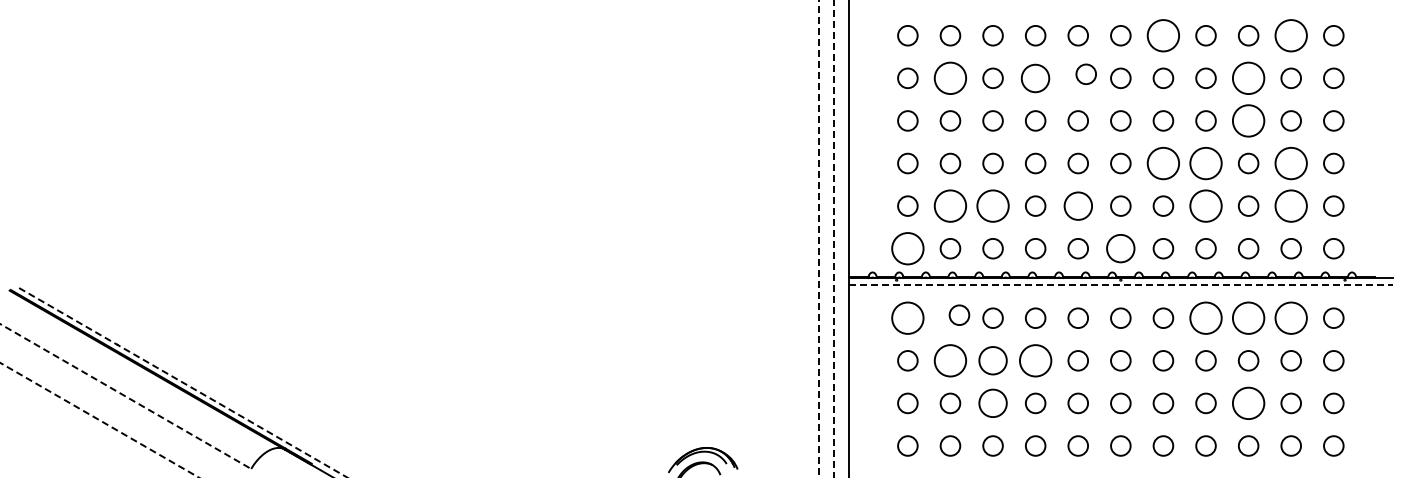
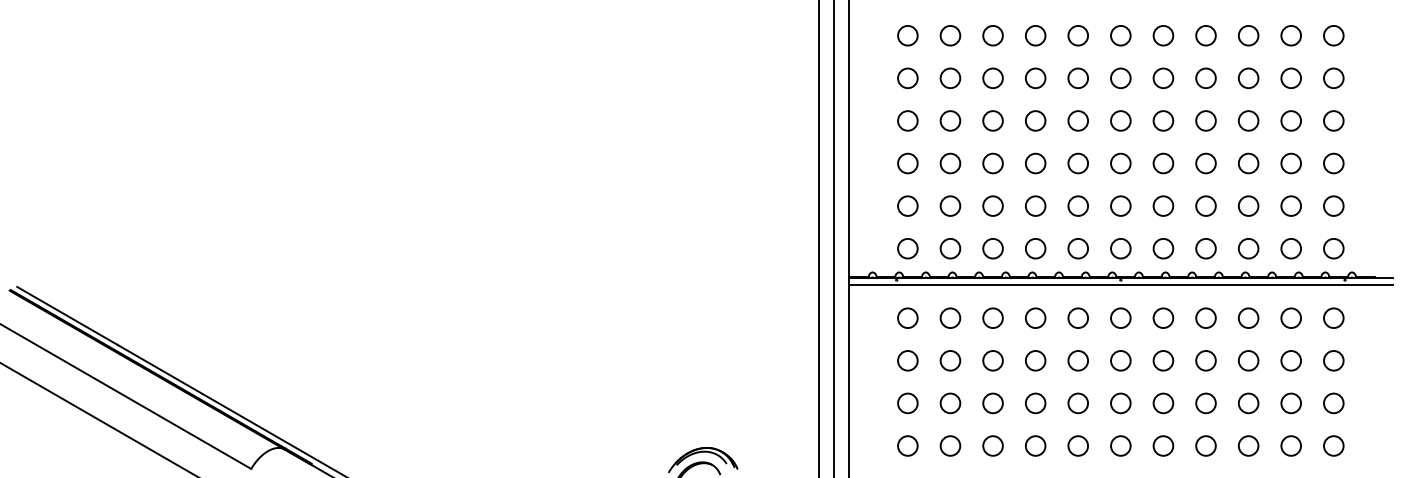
circle diameter: 31 px -> 20 px (1163, 35)
circle diameter: 31 px -> 20 px (1291, 35)
circle position: (1085, 73) -> (1077, 77) (1077, 77)
circle diameter: 31 px -> 20 px (950, 78)
circle size: 31x31 px -> 22x22 px (1035, 77)
circle diameter: 31 px -> 20 px (1248, 78)
circle diameter: 31 px -> 20 px (1248, 120)
circle diameter: 31 px -> 20 px (1163, 163)
circle diameter: 31 px -> 20 px (1205, 163)
circle diameter: 31 px -> 20 px (1291, 163)
circle diameter: 31 px -> 20 px (950, 205)
circle diameter: 31 px -> 20 px (992, 205)
circle size: 30x30 px -> 22x22 px (1077, 205)
circle diameter: 31 px -> 20 px (1205, 205)
circle diameter: 31 px -> 20 px (1291, 205)
line: dashed -> solid (819, 238)
line: dashed -> solid (834, 238)
circle diameter: 31 px -> 20 px (907, 248)
circle size: 30x30 px -> 22x22 px (1120, 248)
line: dashed -> solid (1120, 284)
circle position: (959, 314) -> (950, 317) (950, 317)
circle diameter: 31 px -> 20 px (907, 318)
circle diameter: 31 px -> 20 px (1205, 318)
circle diameter: 31 px -> 20 px (1248, 318)
circle diameter: 31 px -> 20 px (1291, 318)
circle diameter: 31 px -> 20 px (950, 360)
circle size: 30x30 px -> 22x22 px (992, 360)
circle diameter: 31 px -> 20 px (1035, 360)
line: dashed -> solid (182, 382)
line: dashed -> solid (125, 396)
circle size: 30x30 px -> 22x23 px (992, 403)
circle diameter: 31 px -> 20 px (1248, 403)
line: dashed -> solid (99, 420)
